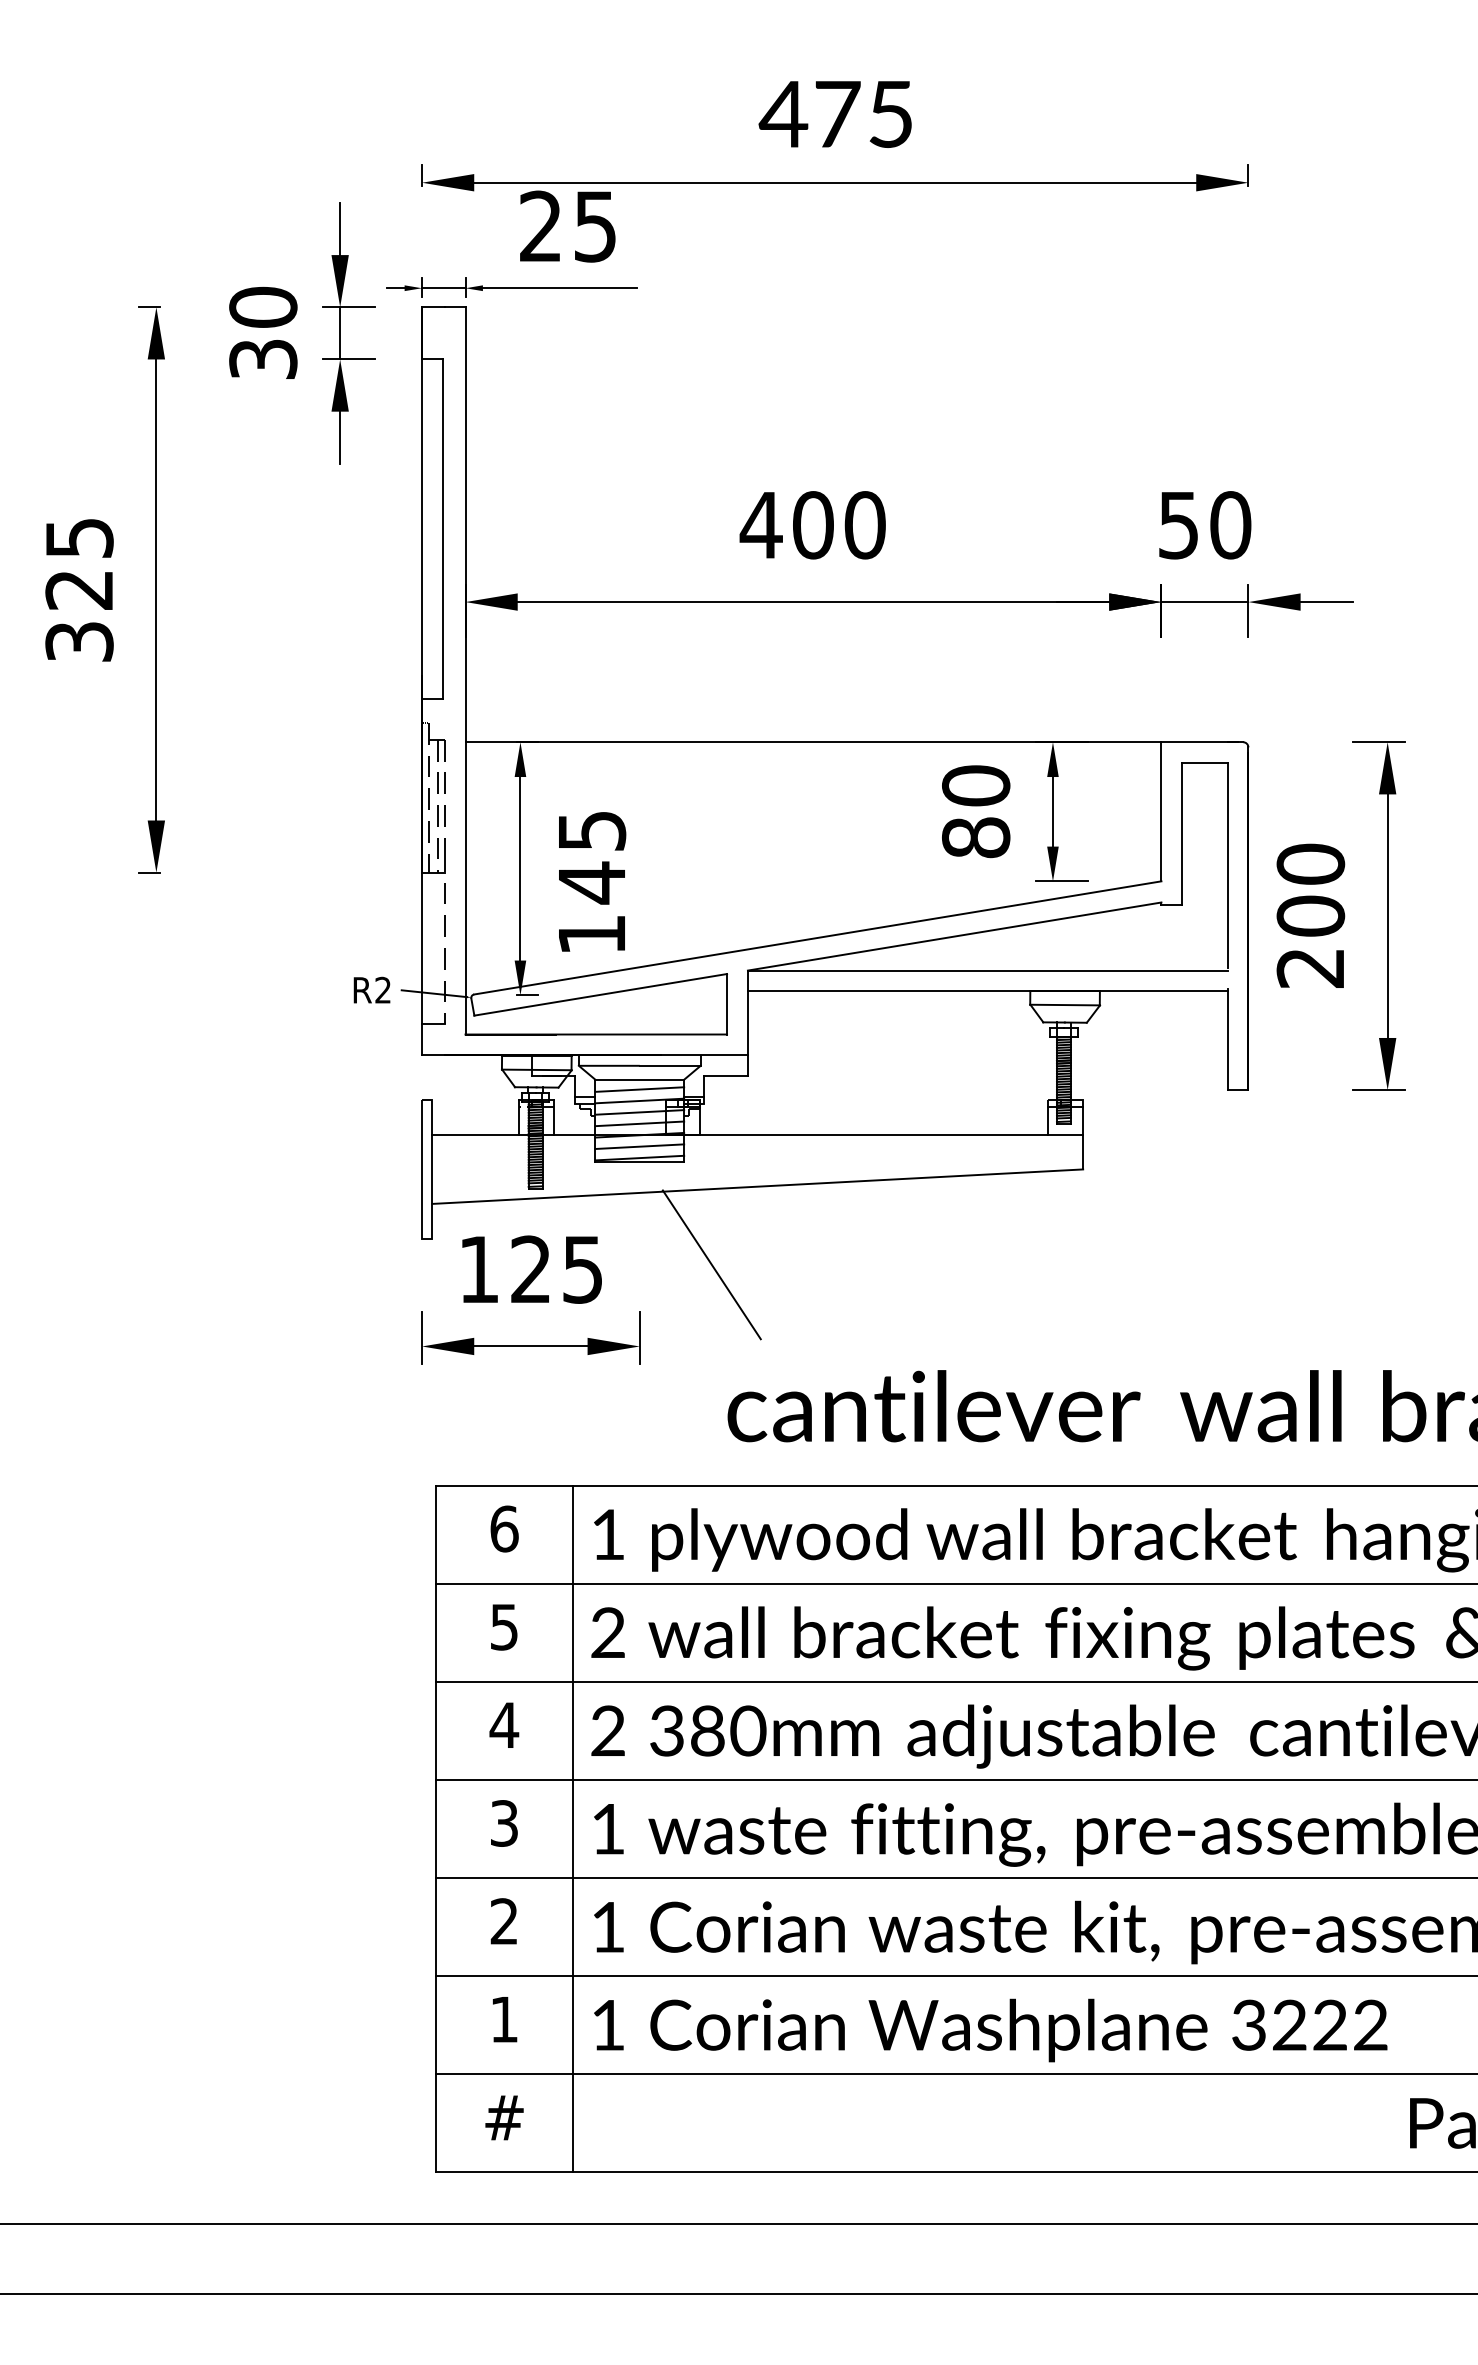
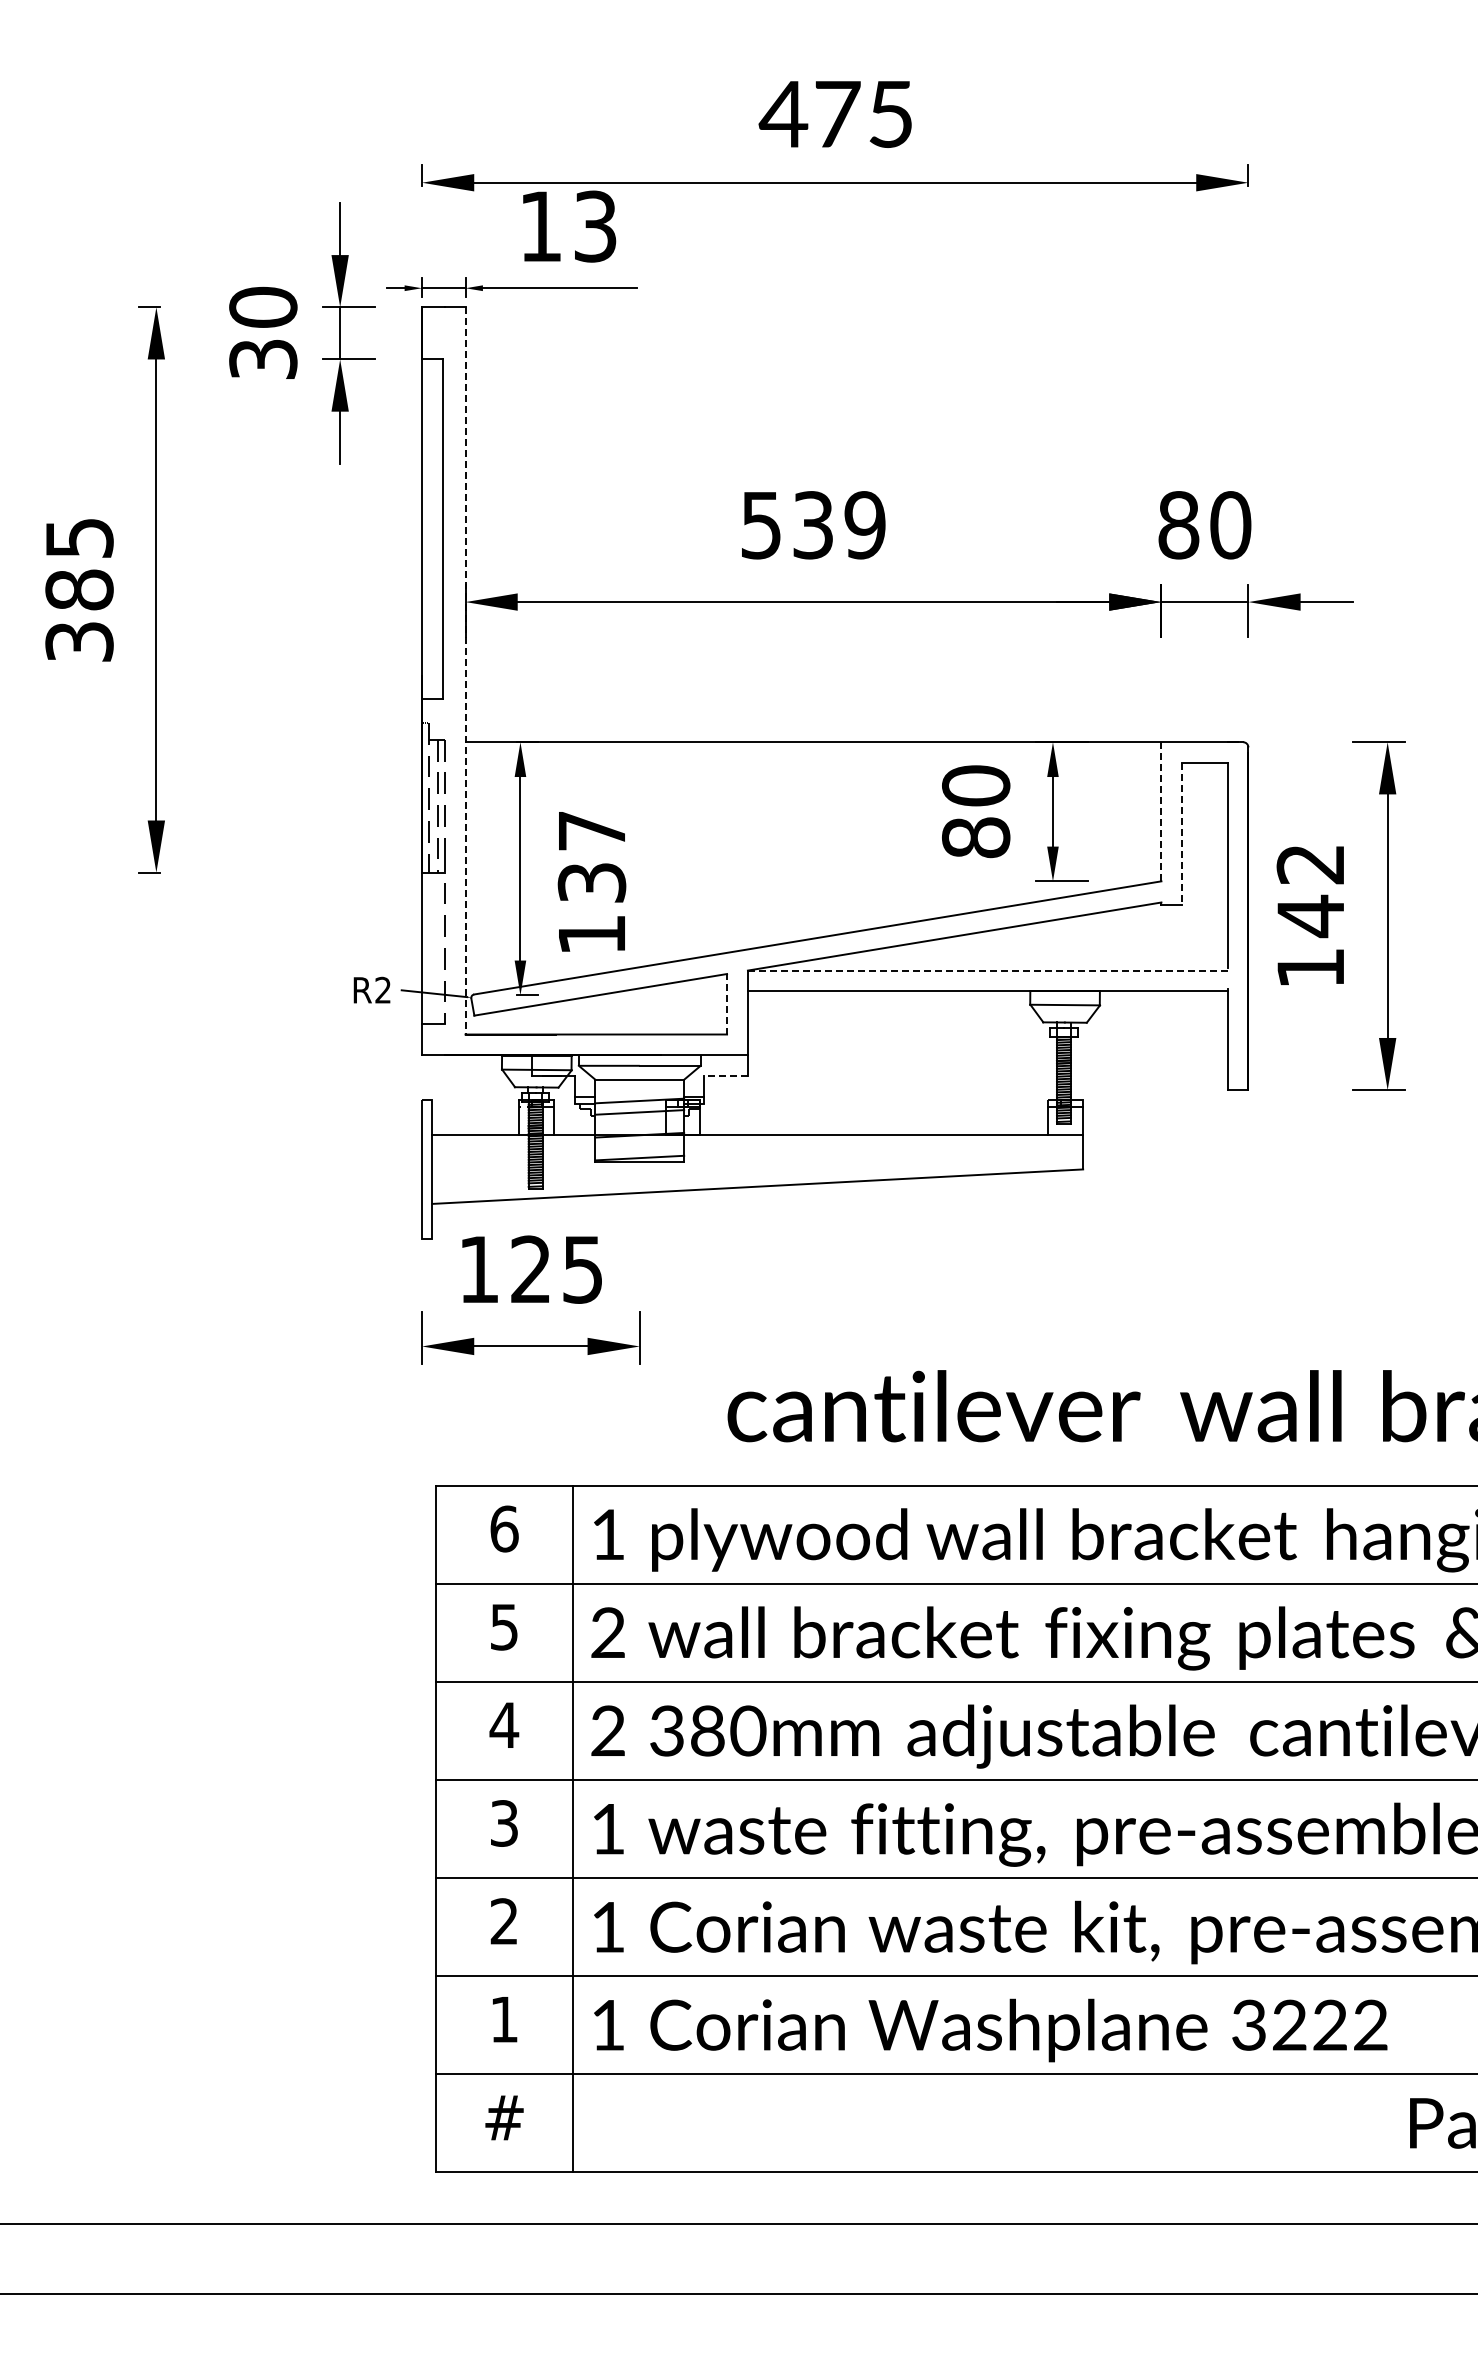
text: 25 -> 13 (568, 226)
text: 400 -> 539 (812, 525)
text: 50 -> 80 (1178, 525)
text: 325 -> 385 (79, 589)
line: solid -> dashed (465, 670)
line: solid -> dashed (1161, 811)
line: solid -> dashed (1182, 833)
text: 145 -> 137 (591, 858)
text: 200 -> 142 (1310, 915)
line: solid -> dashed (987, 970)
line: solid -> dashed (727, 1003)
line: solid -> dashed (725, 1076)
line: present -> none (639, 1089)
line: present -> none (639, 1123)
line: present -> none (639, 1146)
line: present -> none (711, 1264)
